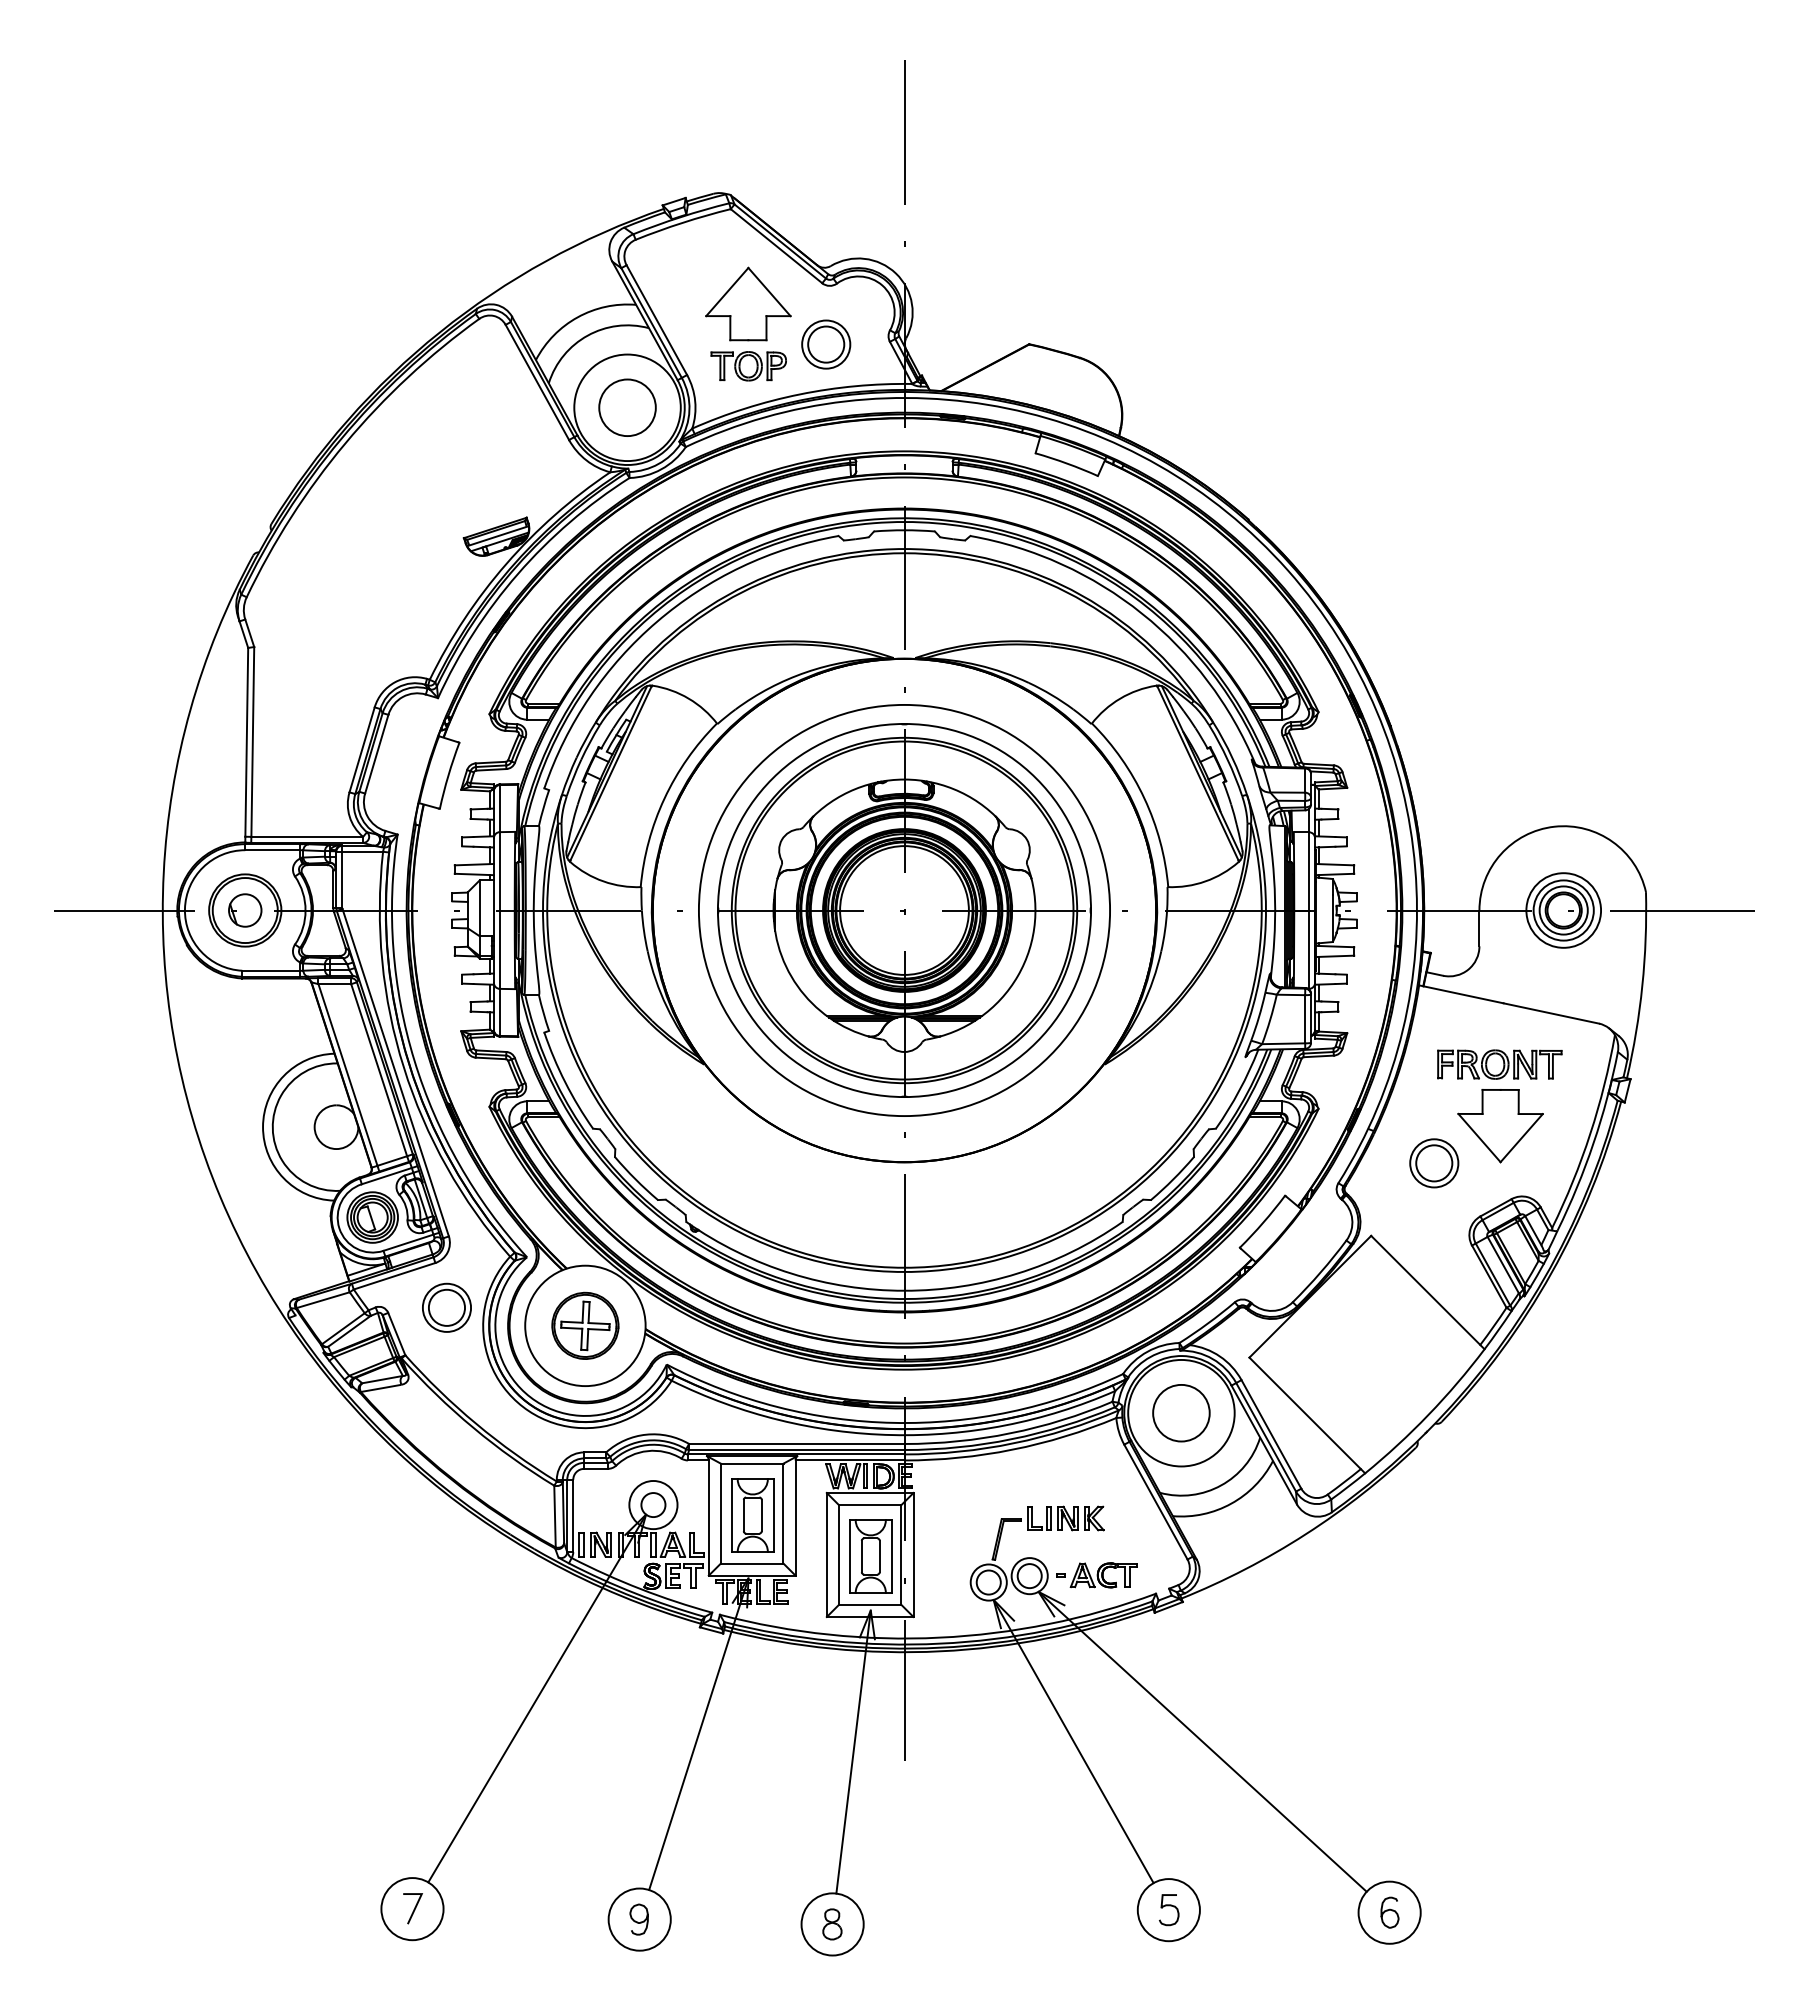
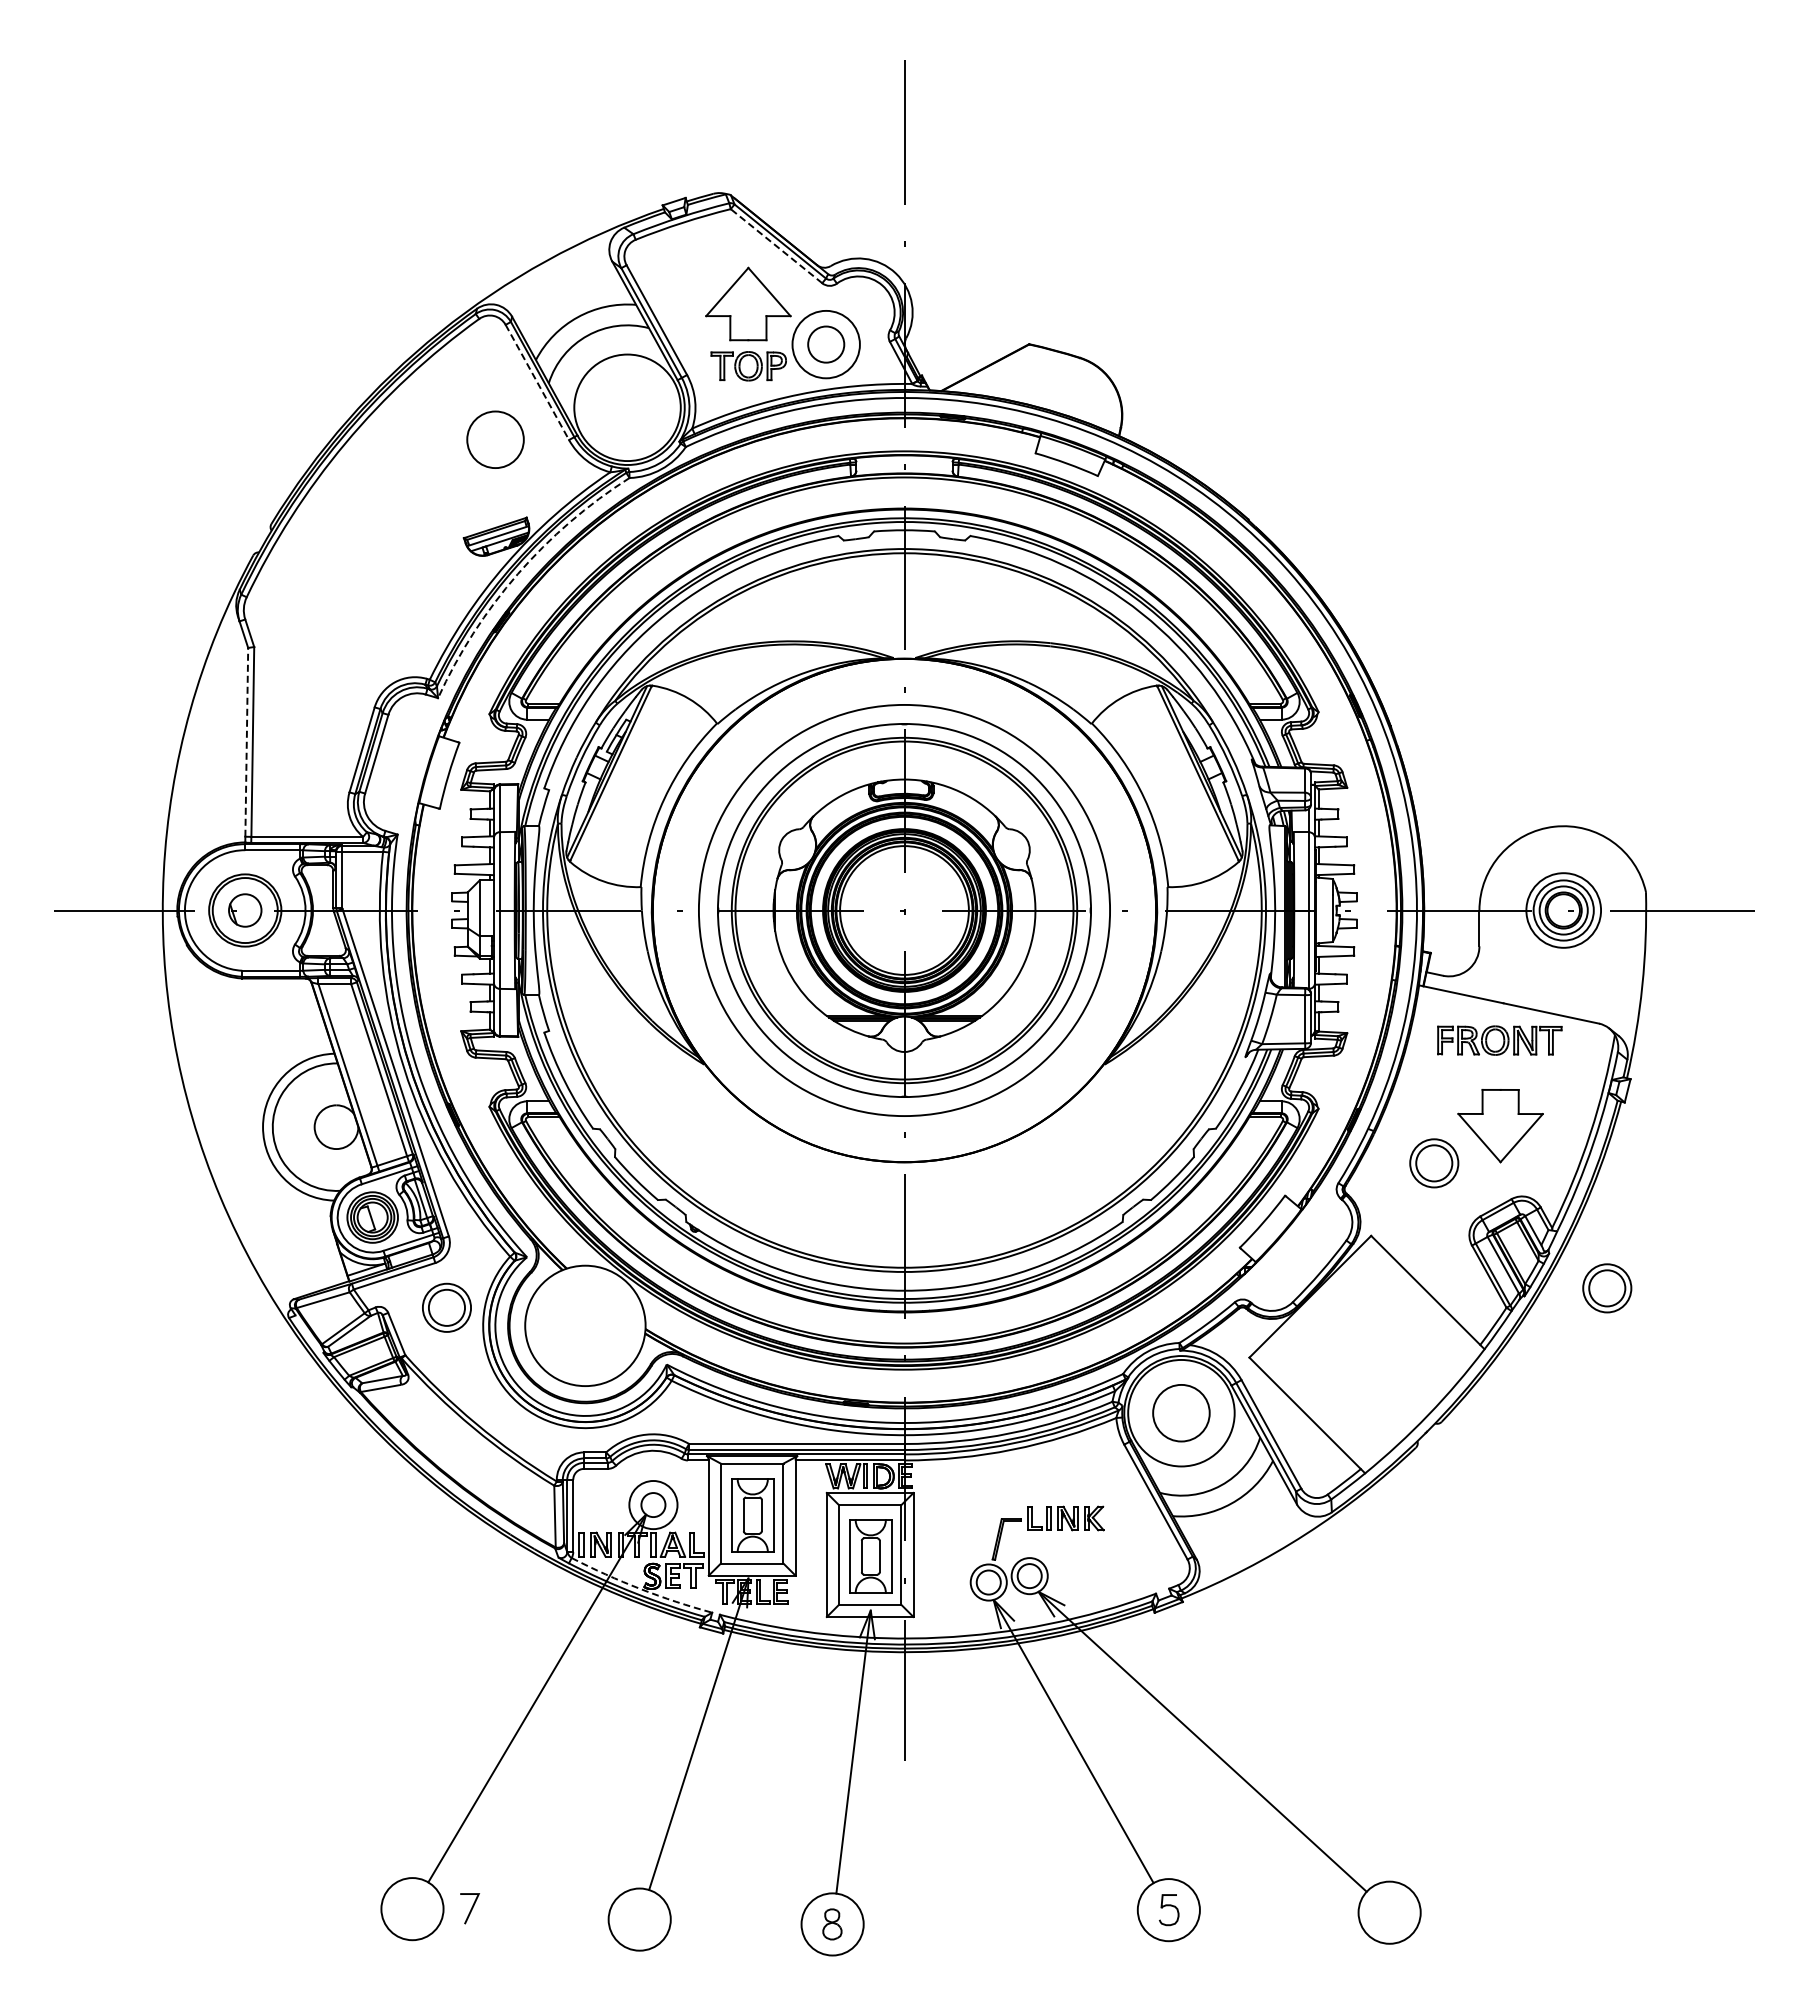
line: solid -> dashed (776, 246)
circle diameter: 48 px -> 67 px (825, 344)
line: solid -> dashed (537, 382)
circle position: (627, 407) -> (495, 439) (495, 439)
arc: solid -> dashed (517, 574)
line: solid -> dashed (246, 741)
part position: (1499, 1064) -> (1499, 1040) (1499, 1040)
part: none -> present (1607, 1288)
part: present -> none (585, 1325)
part: present -> none (1096, 1575)
arc: solid -> dashed (640, 1589)
line position: (413, 1909) -> (470, 1909) (470, 1909)
curve: present -> none (1389, 1910)
curve: present -> none (637, 1921)
